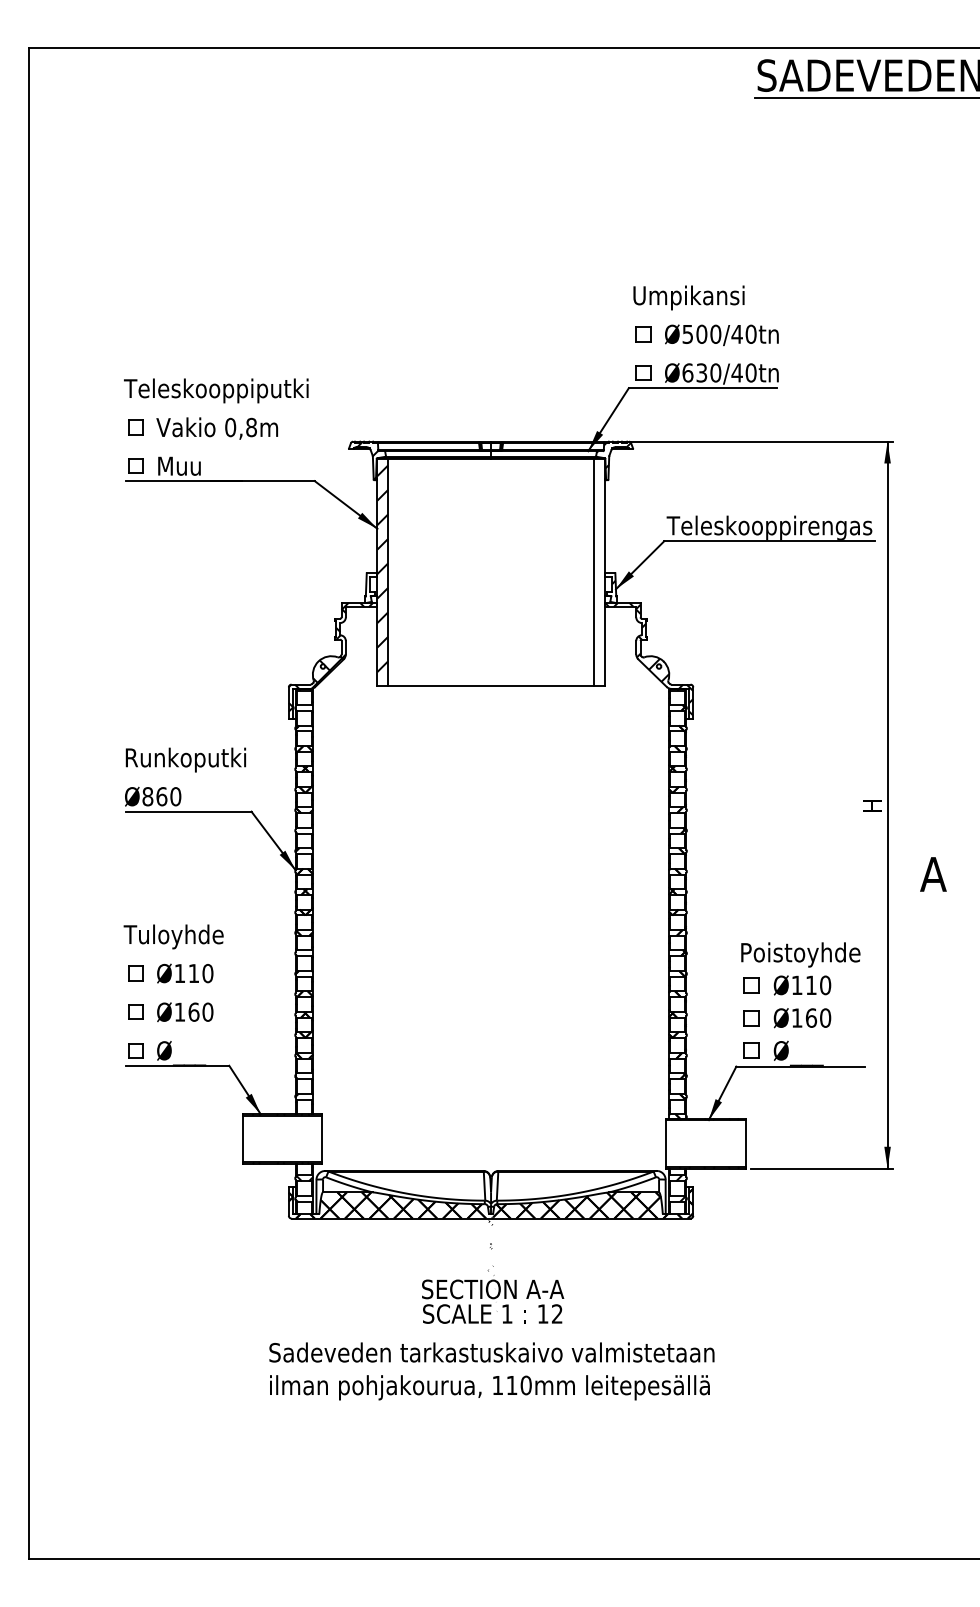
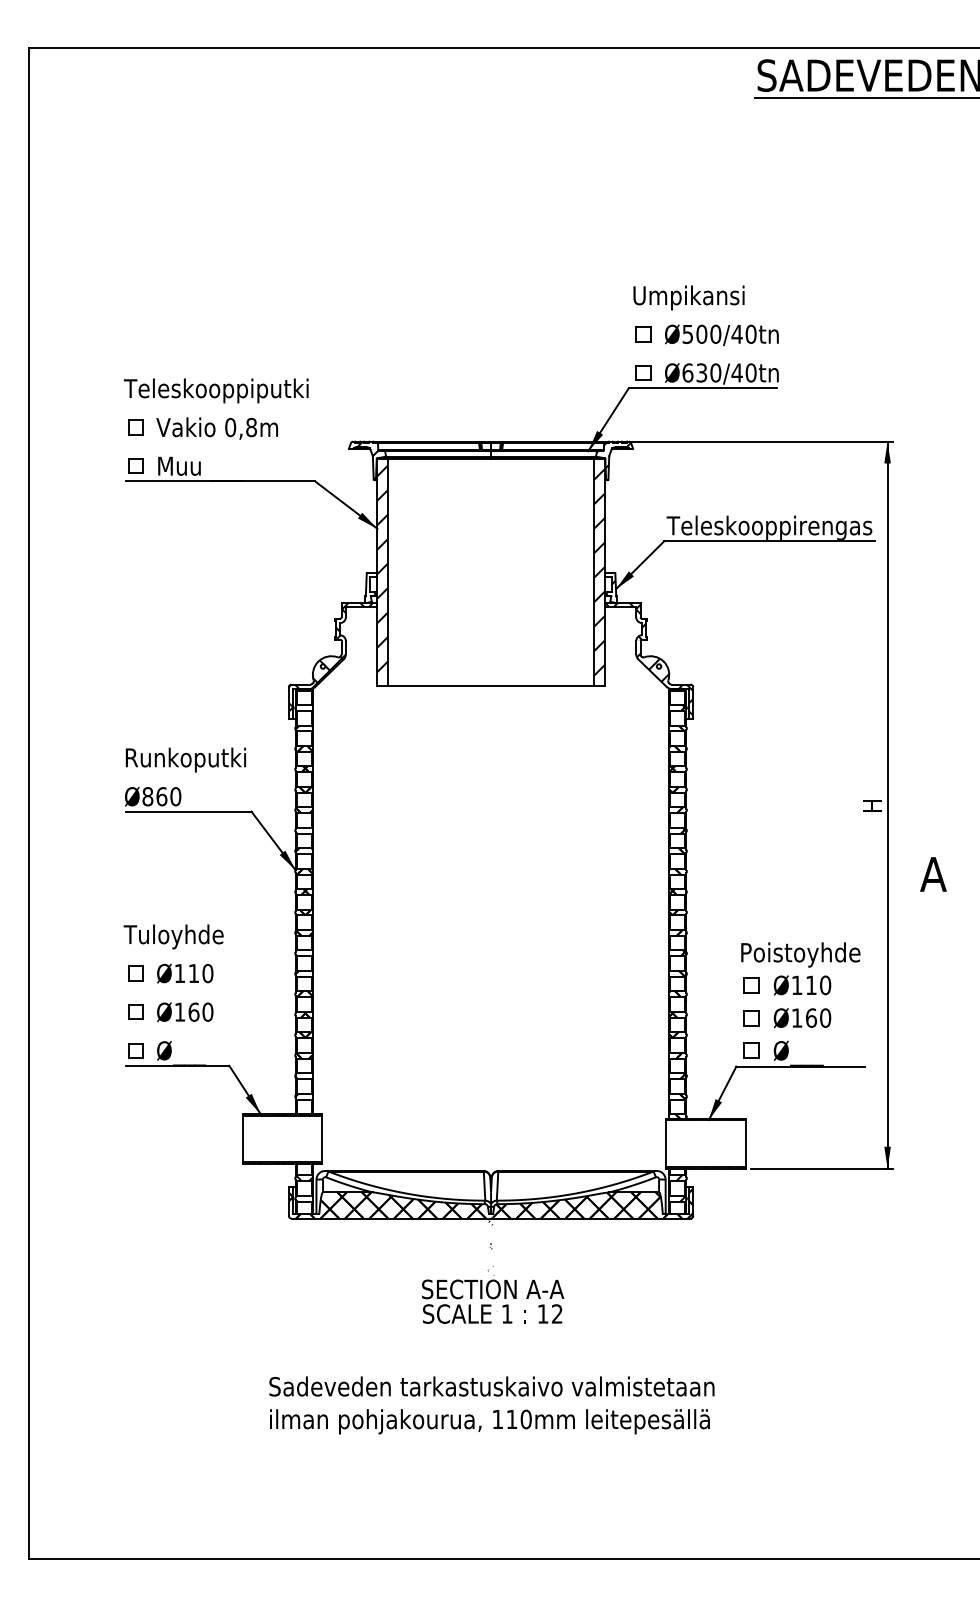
hatch: none -> present (598, 572)
text position: (491, 1371) -> (491, 1405) (491, 1405)
